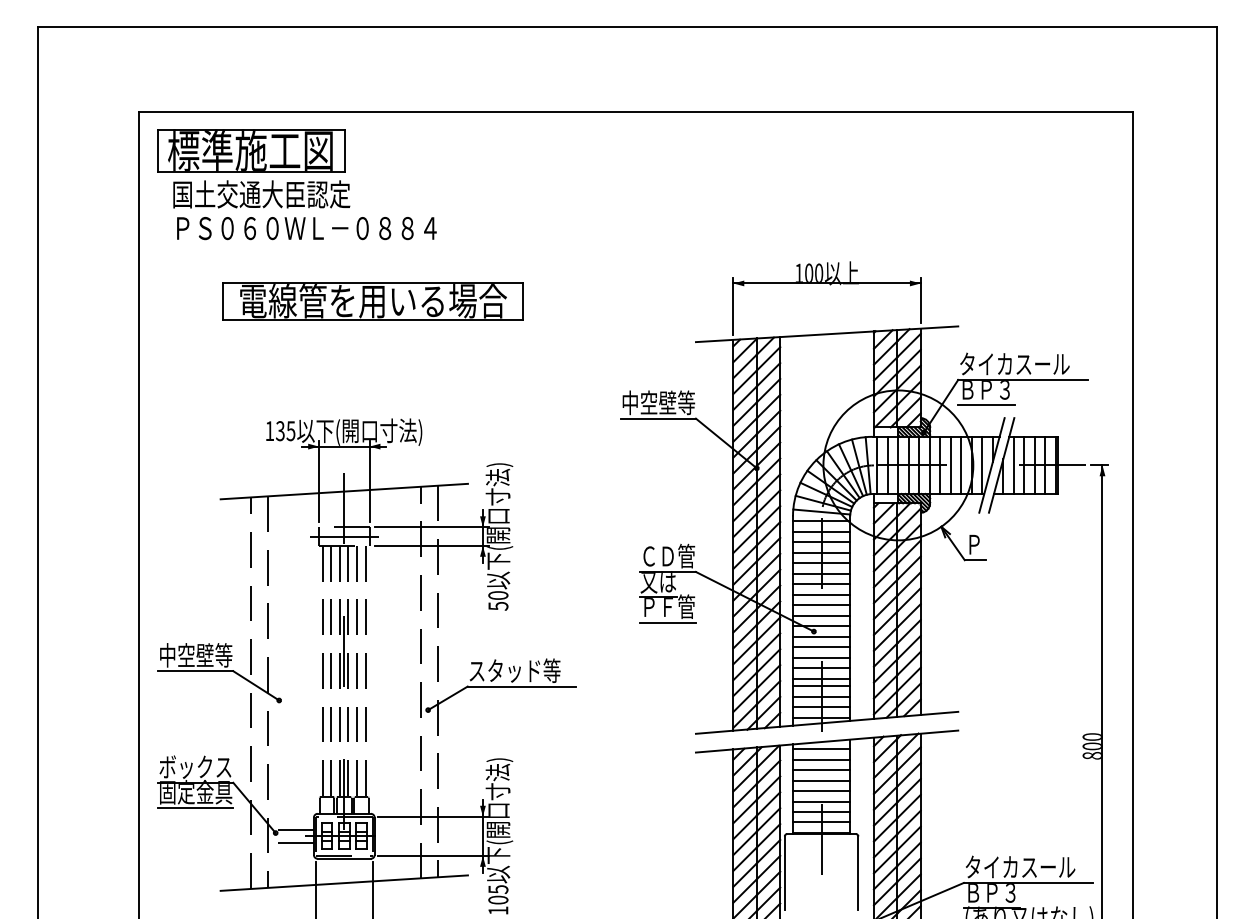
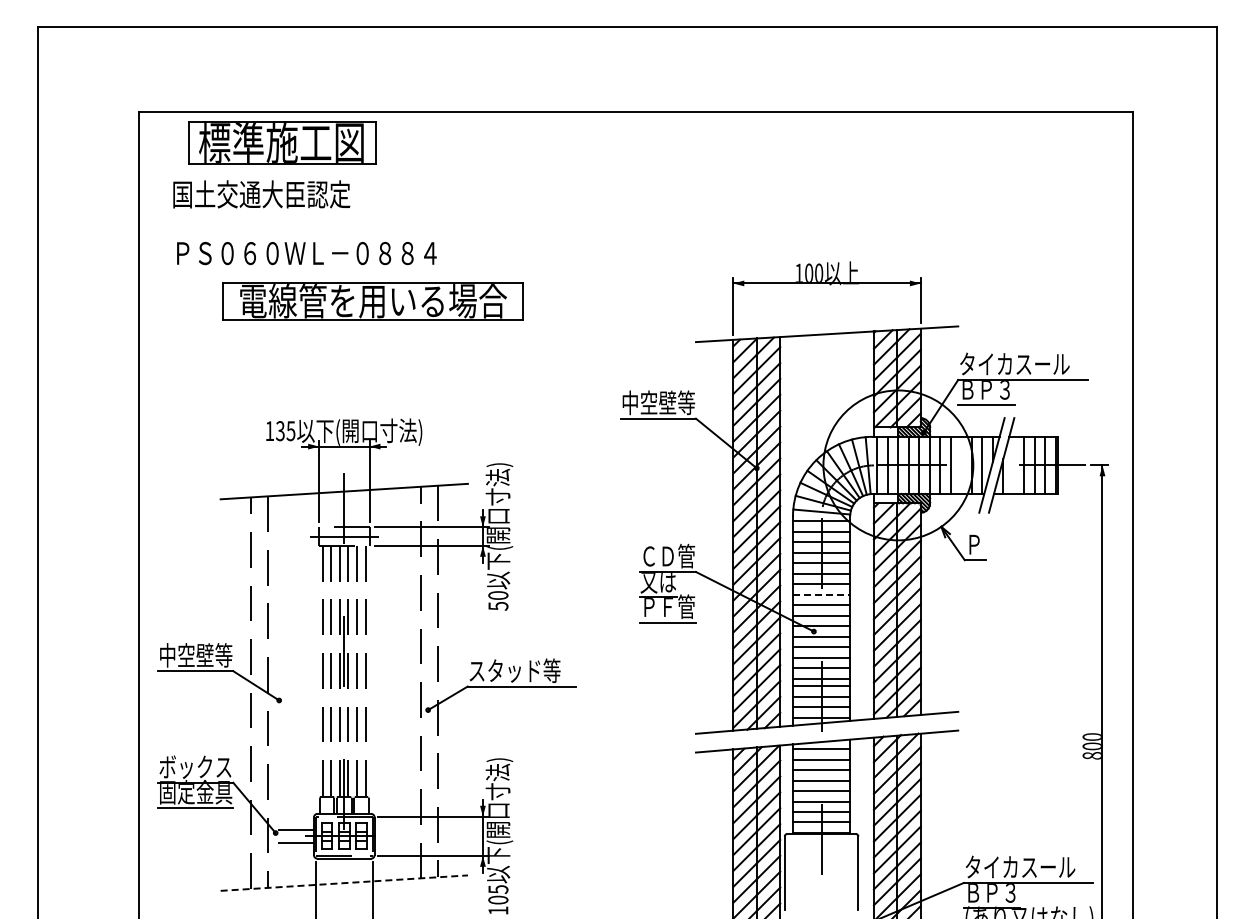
part position: (251, 150) -> (282, 142) (282, 142)
text position: (306, 228) -> (306, 253) (306, 253)
line: present -> none (961, 464)
line: present -> none (1013, 464)
line: solid -> dashed (821, 594)
line: solid -> dashed (344, 883)
